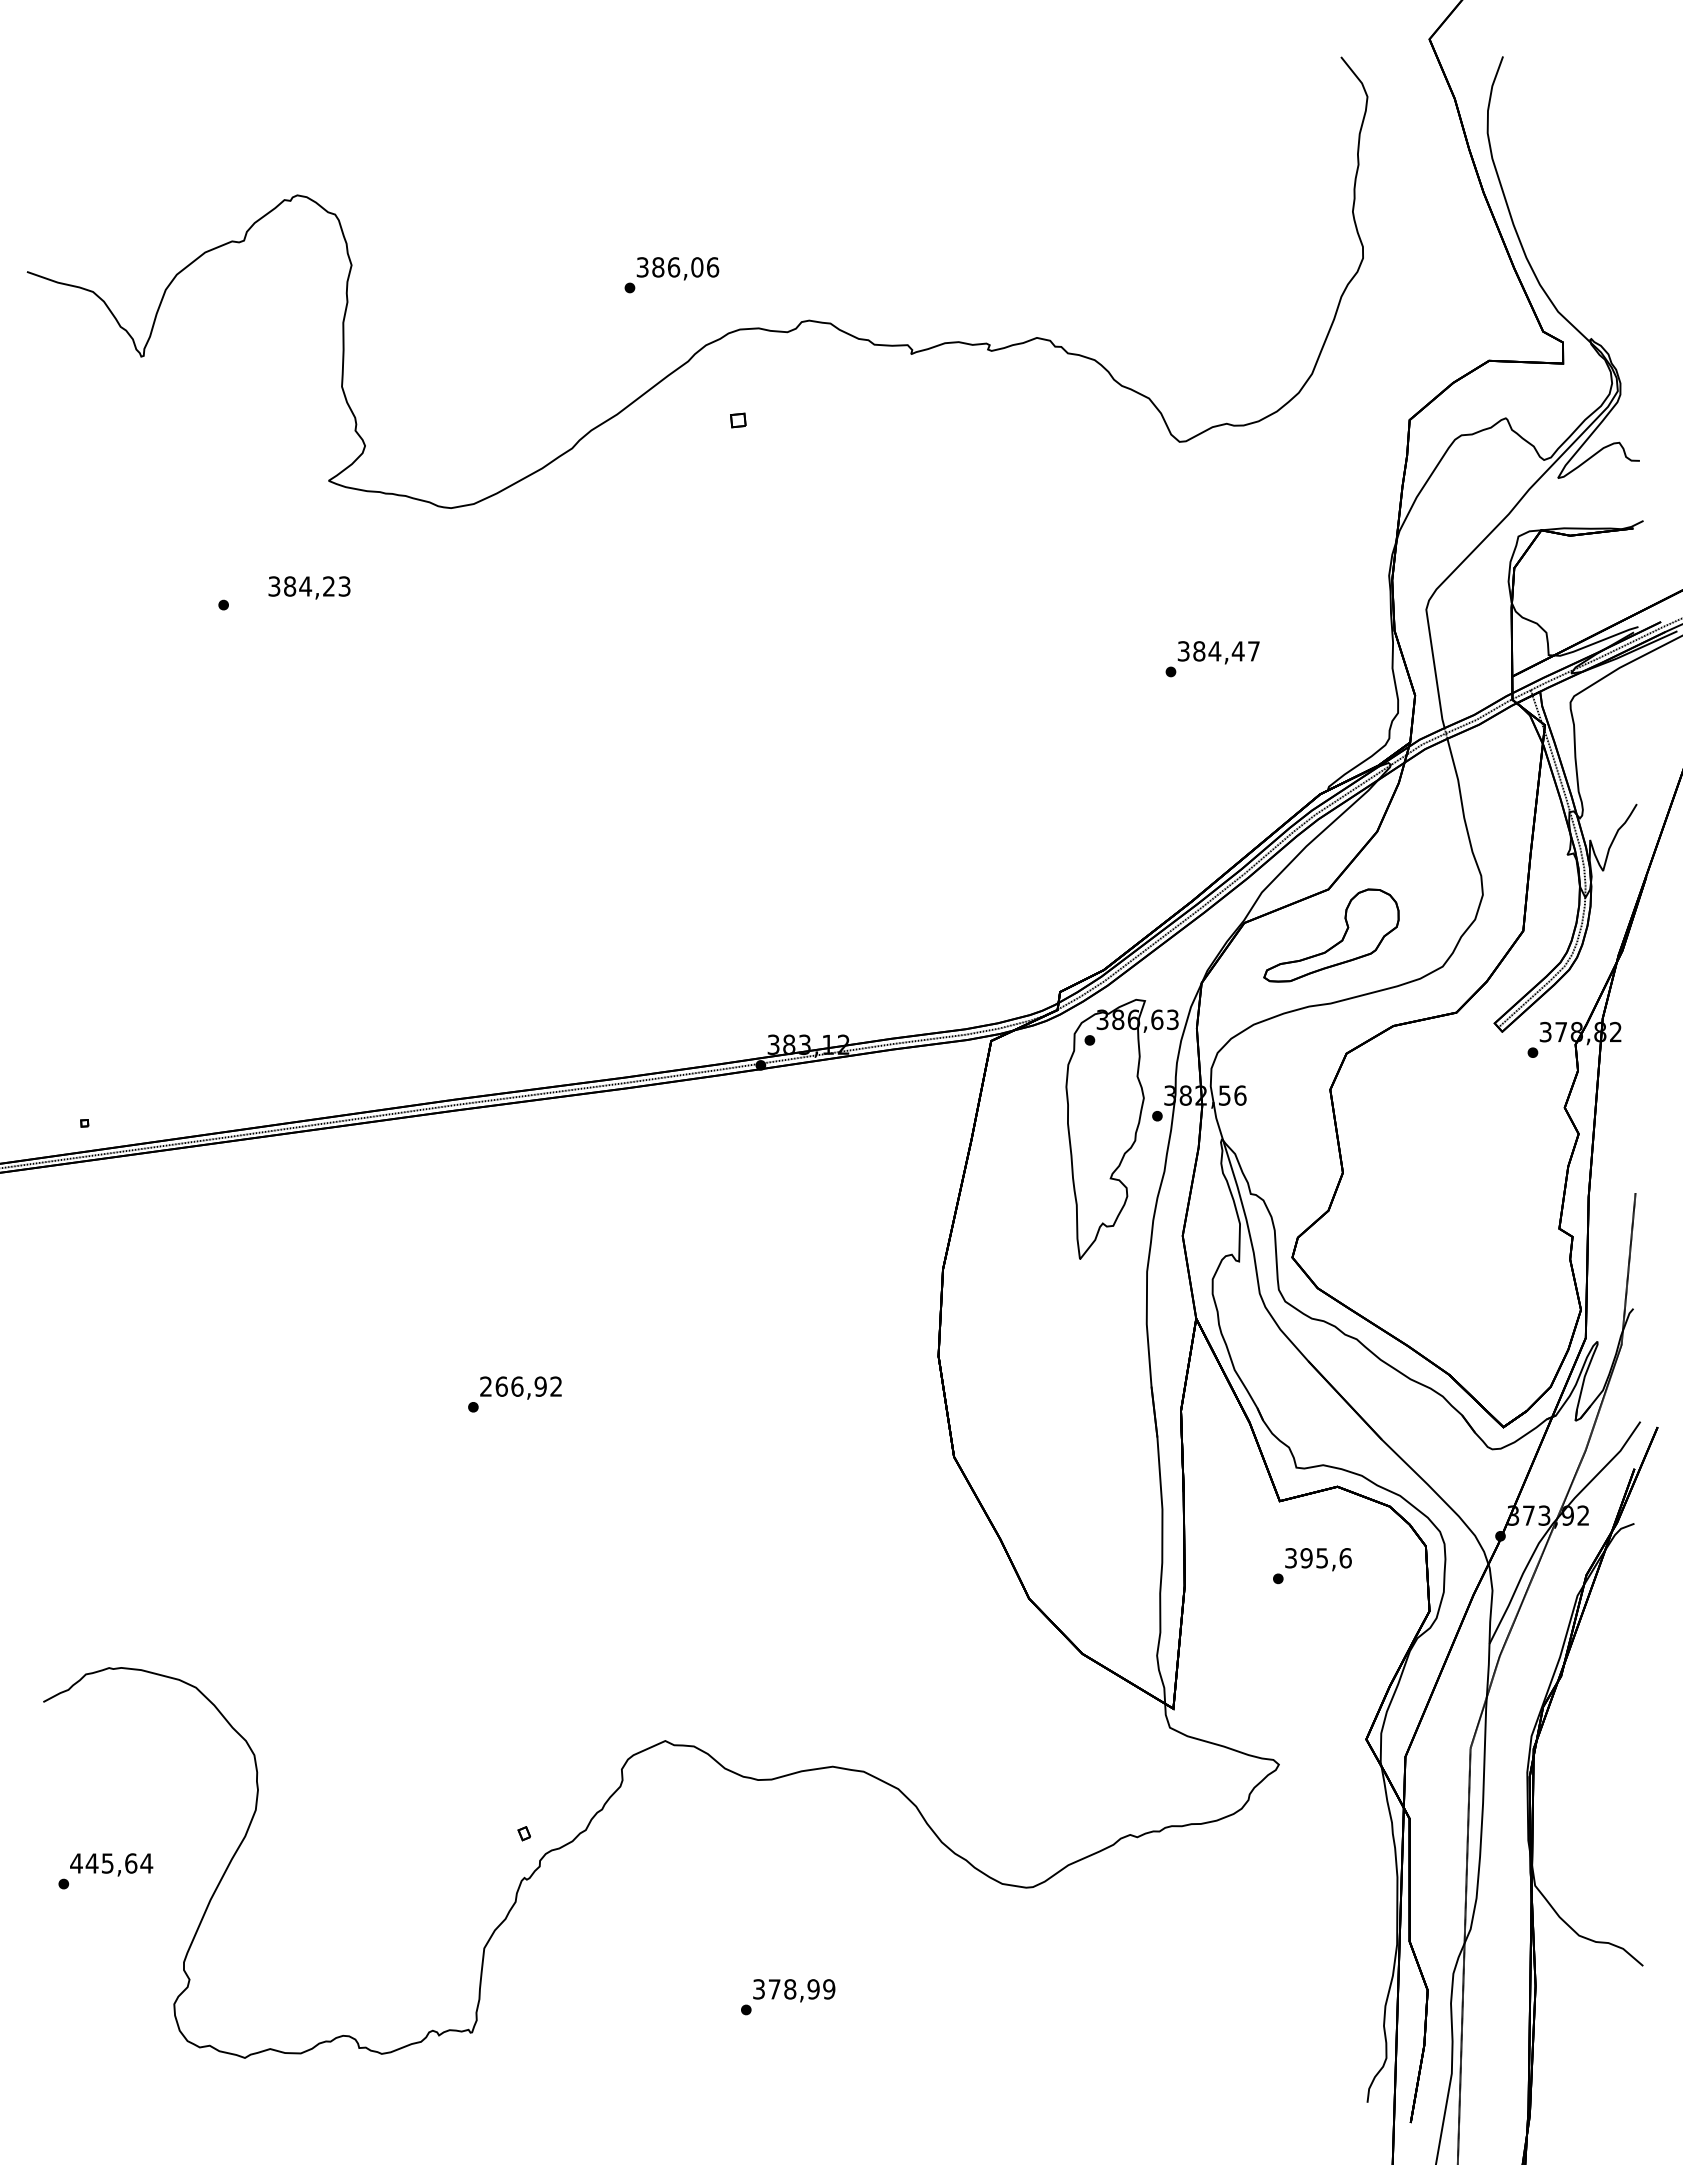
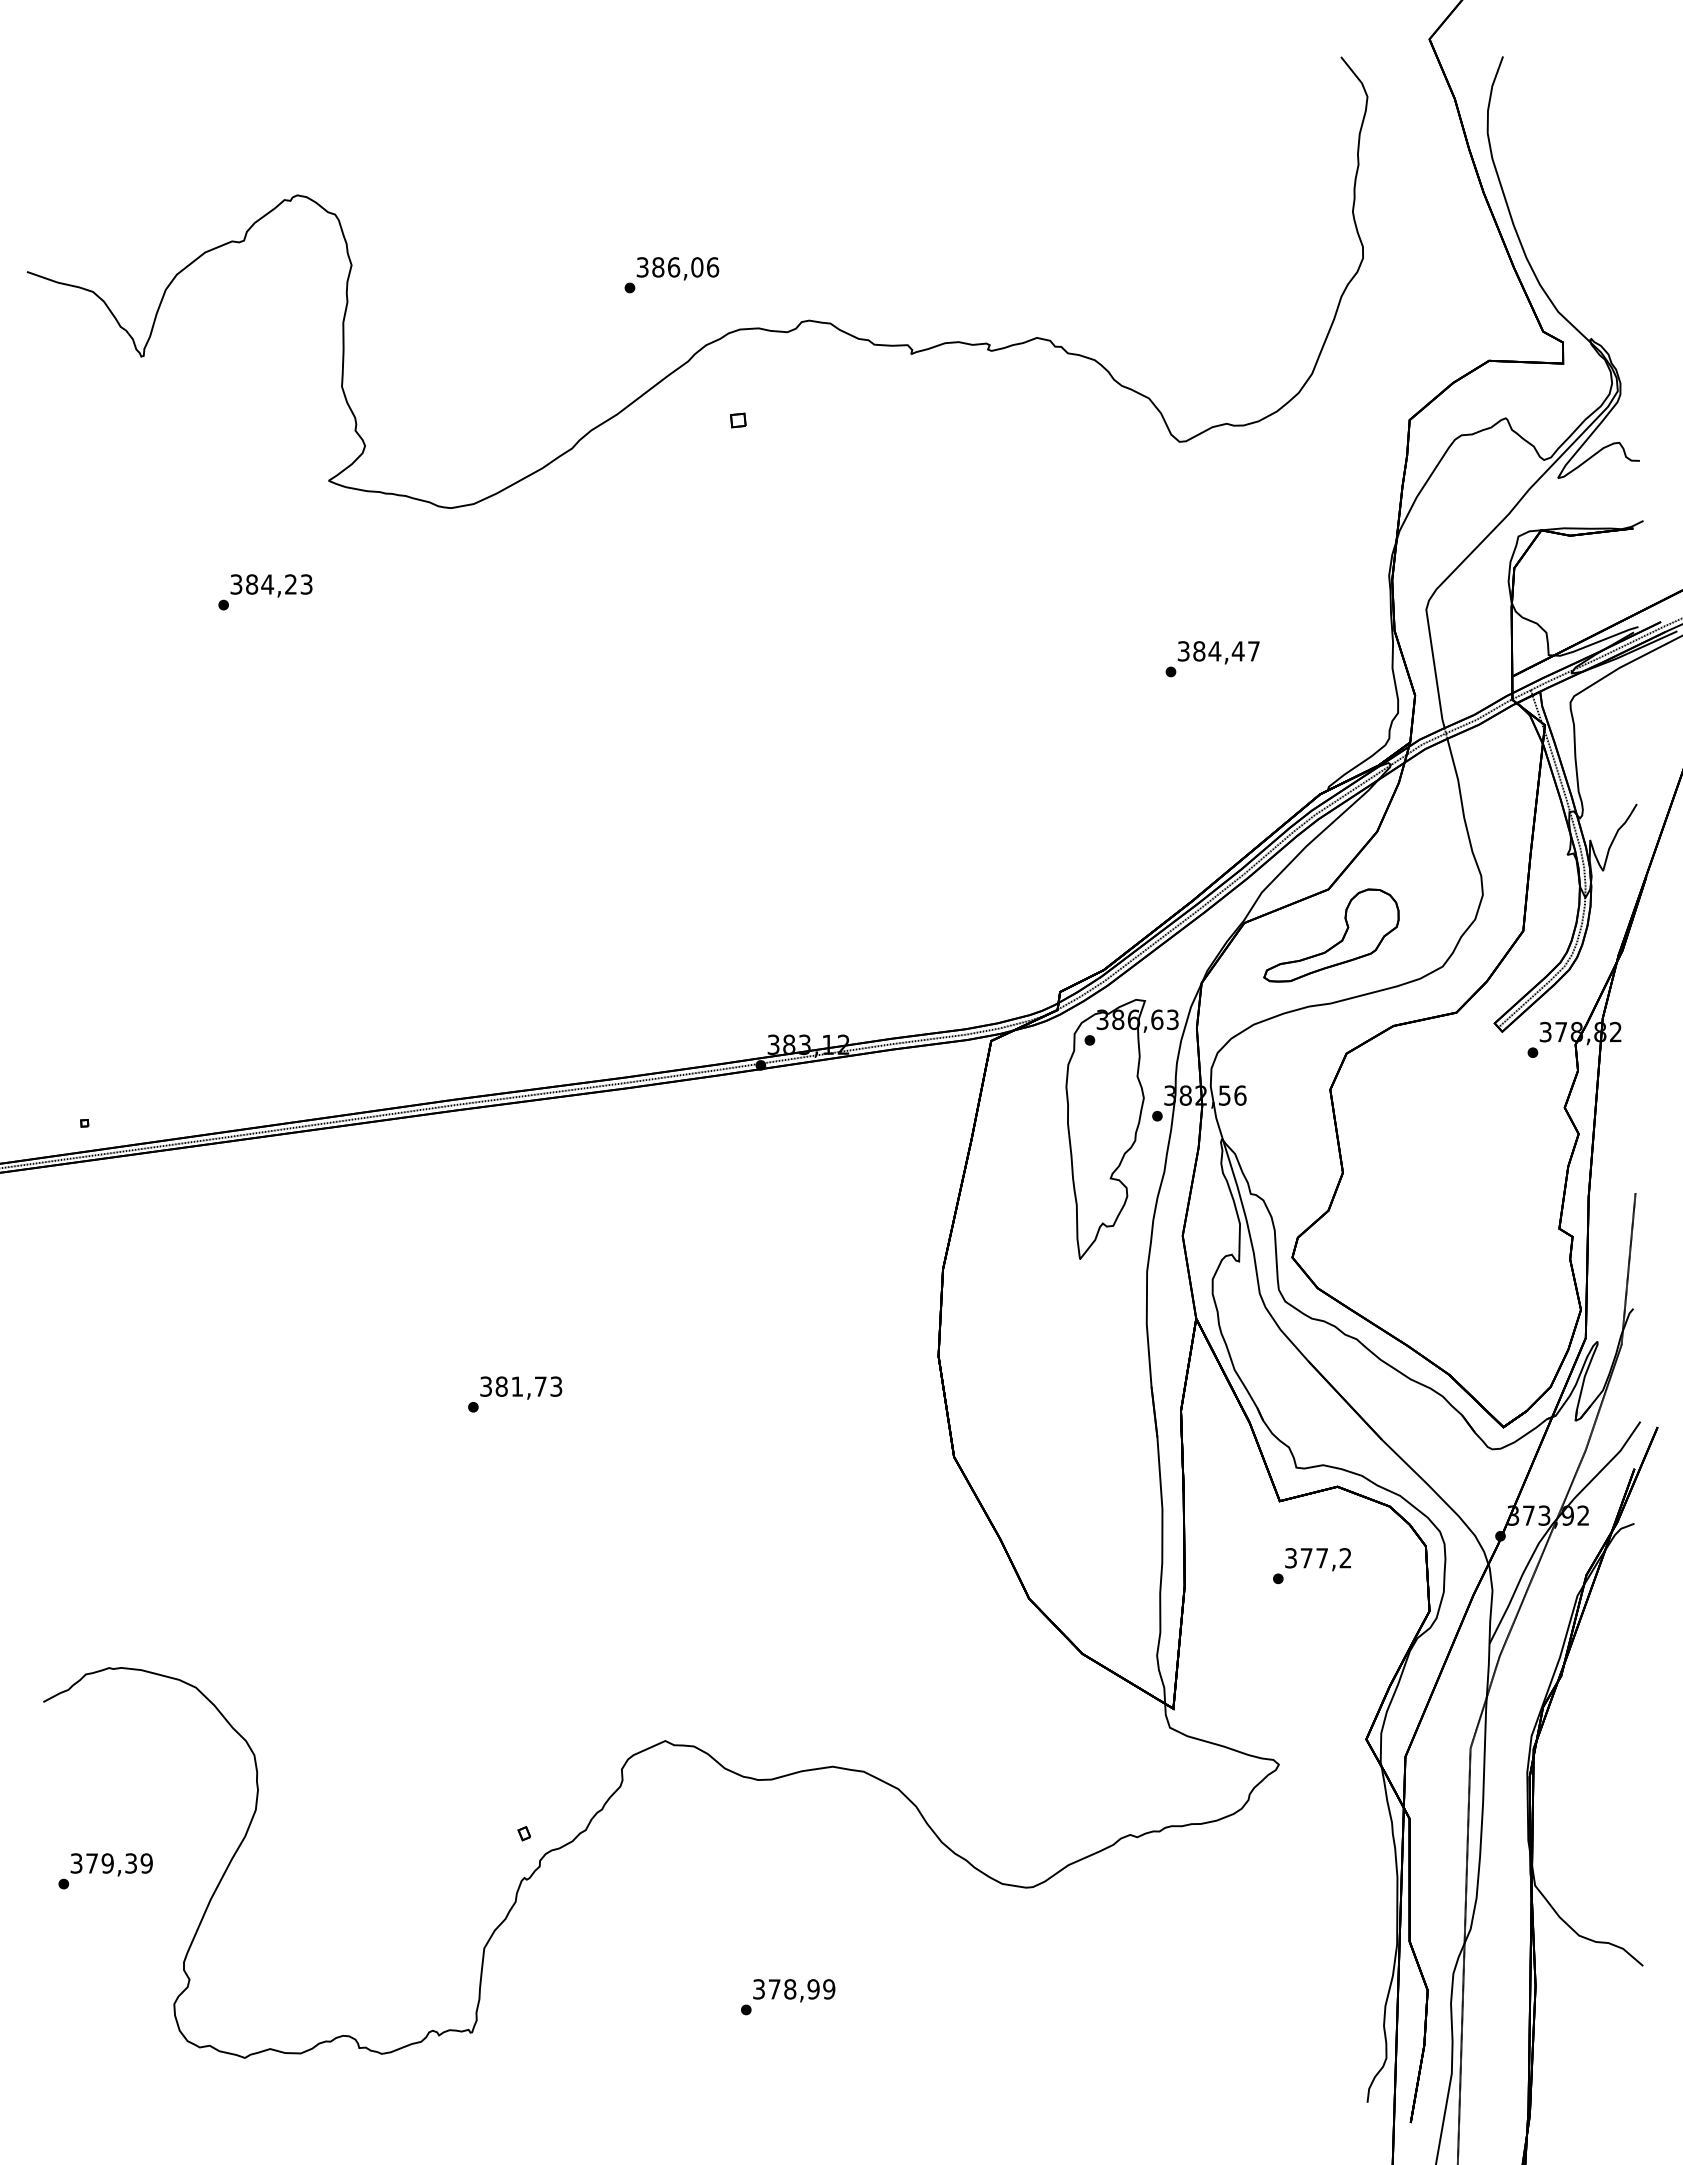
text position: (309, 587) -> (271, 585) (271, 585)
text: 266,92 -> 381,73 (521, 1386)
text: 395,6 -> 377,2 (1325, 1558)
text: 445,64 -> 379,39 (111, 1863)
